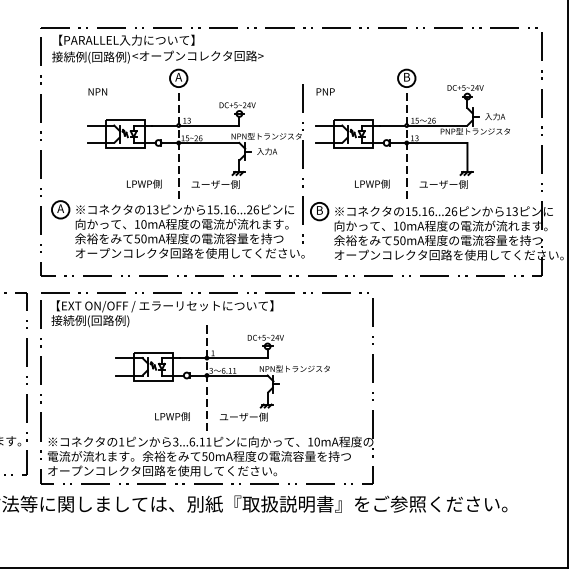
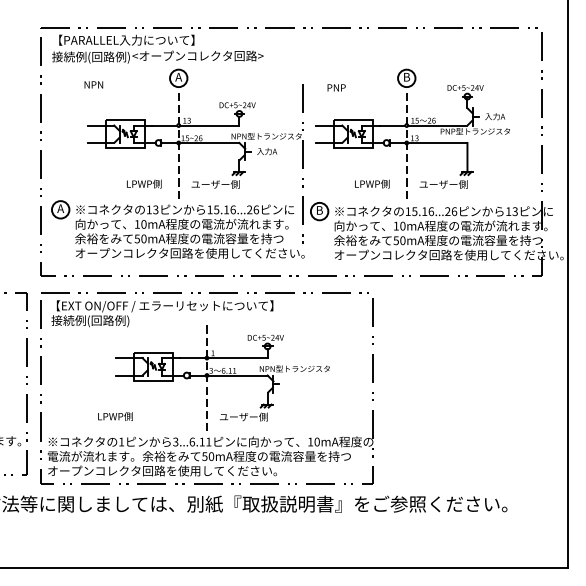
text position: (97, 91) -> (93, 84) (93, 84)
text position: (325, 91) -> (336, 87) (336, 87)
text position: (172, 416) -> (115, 416) (115, 416)
